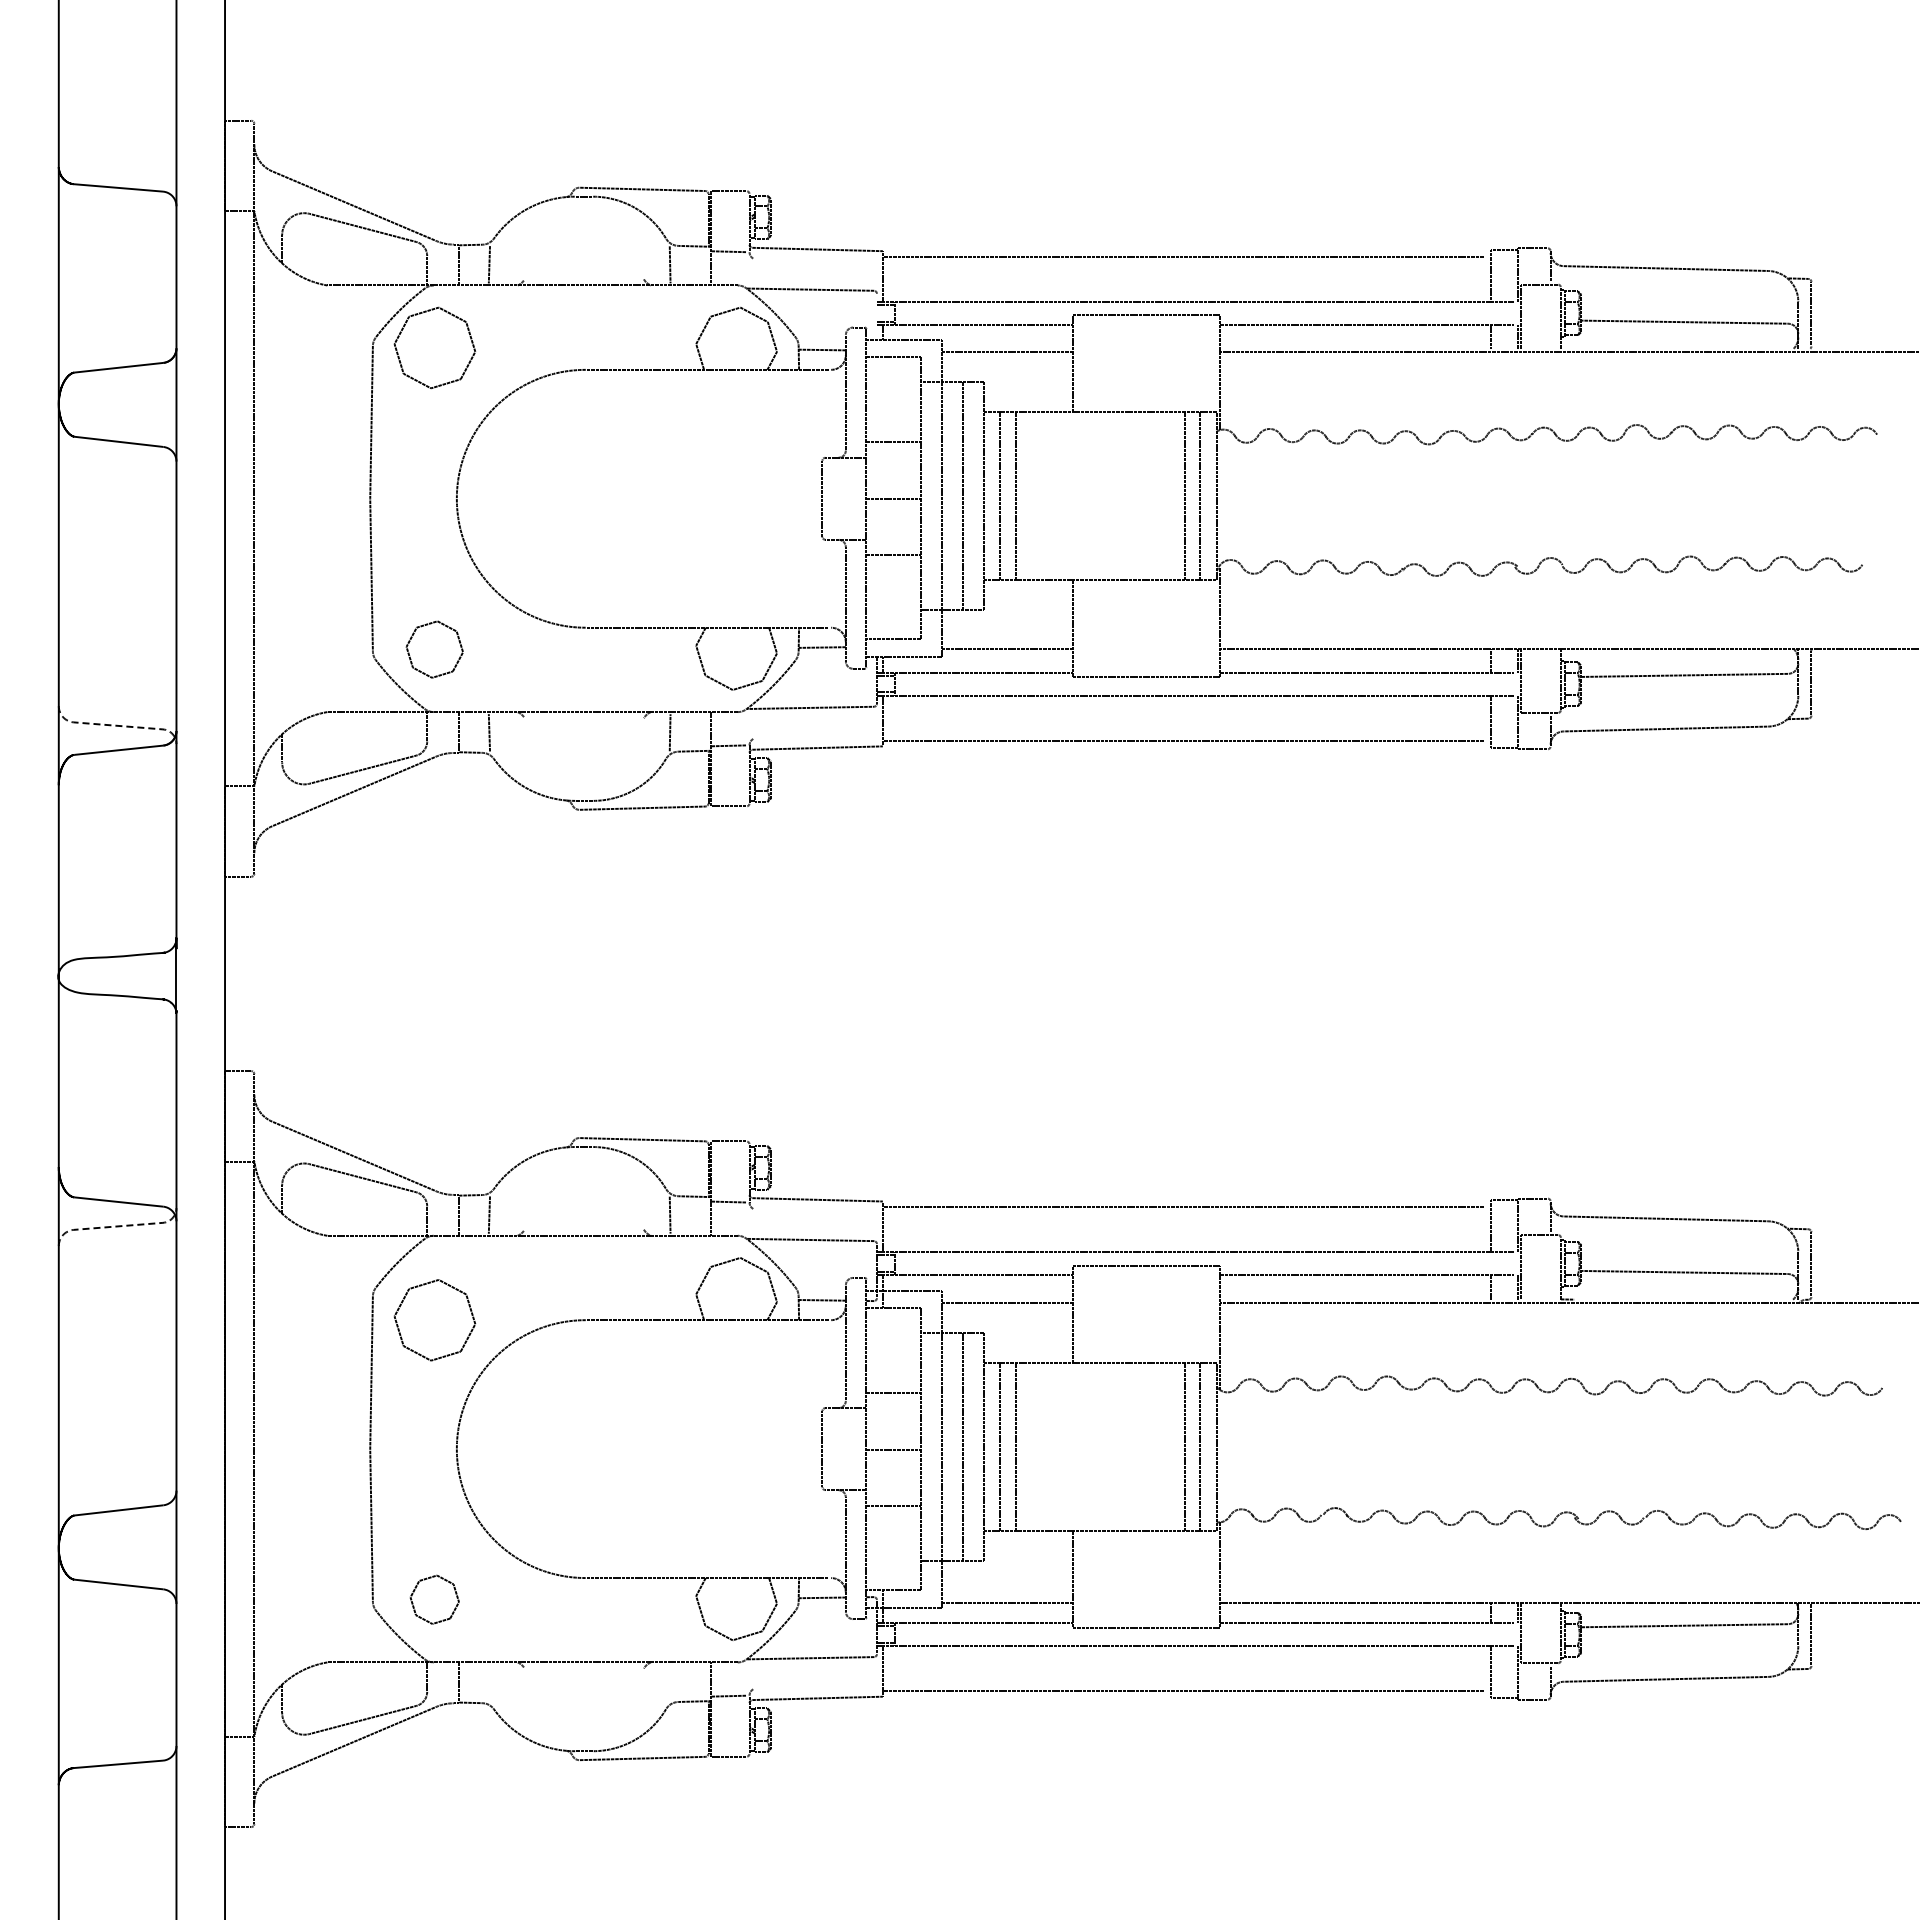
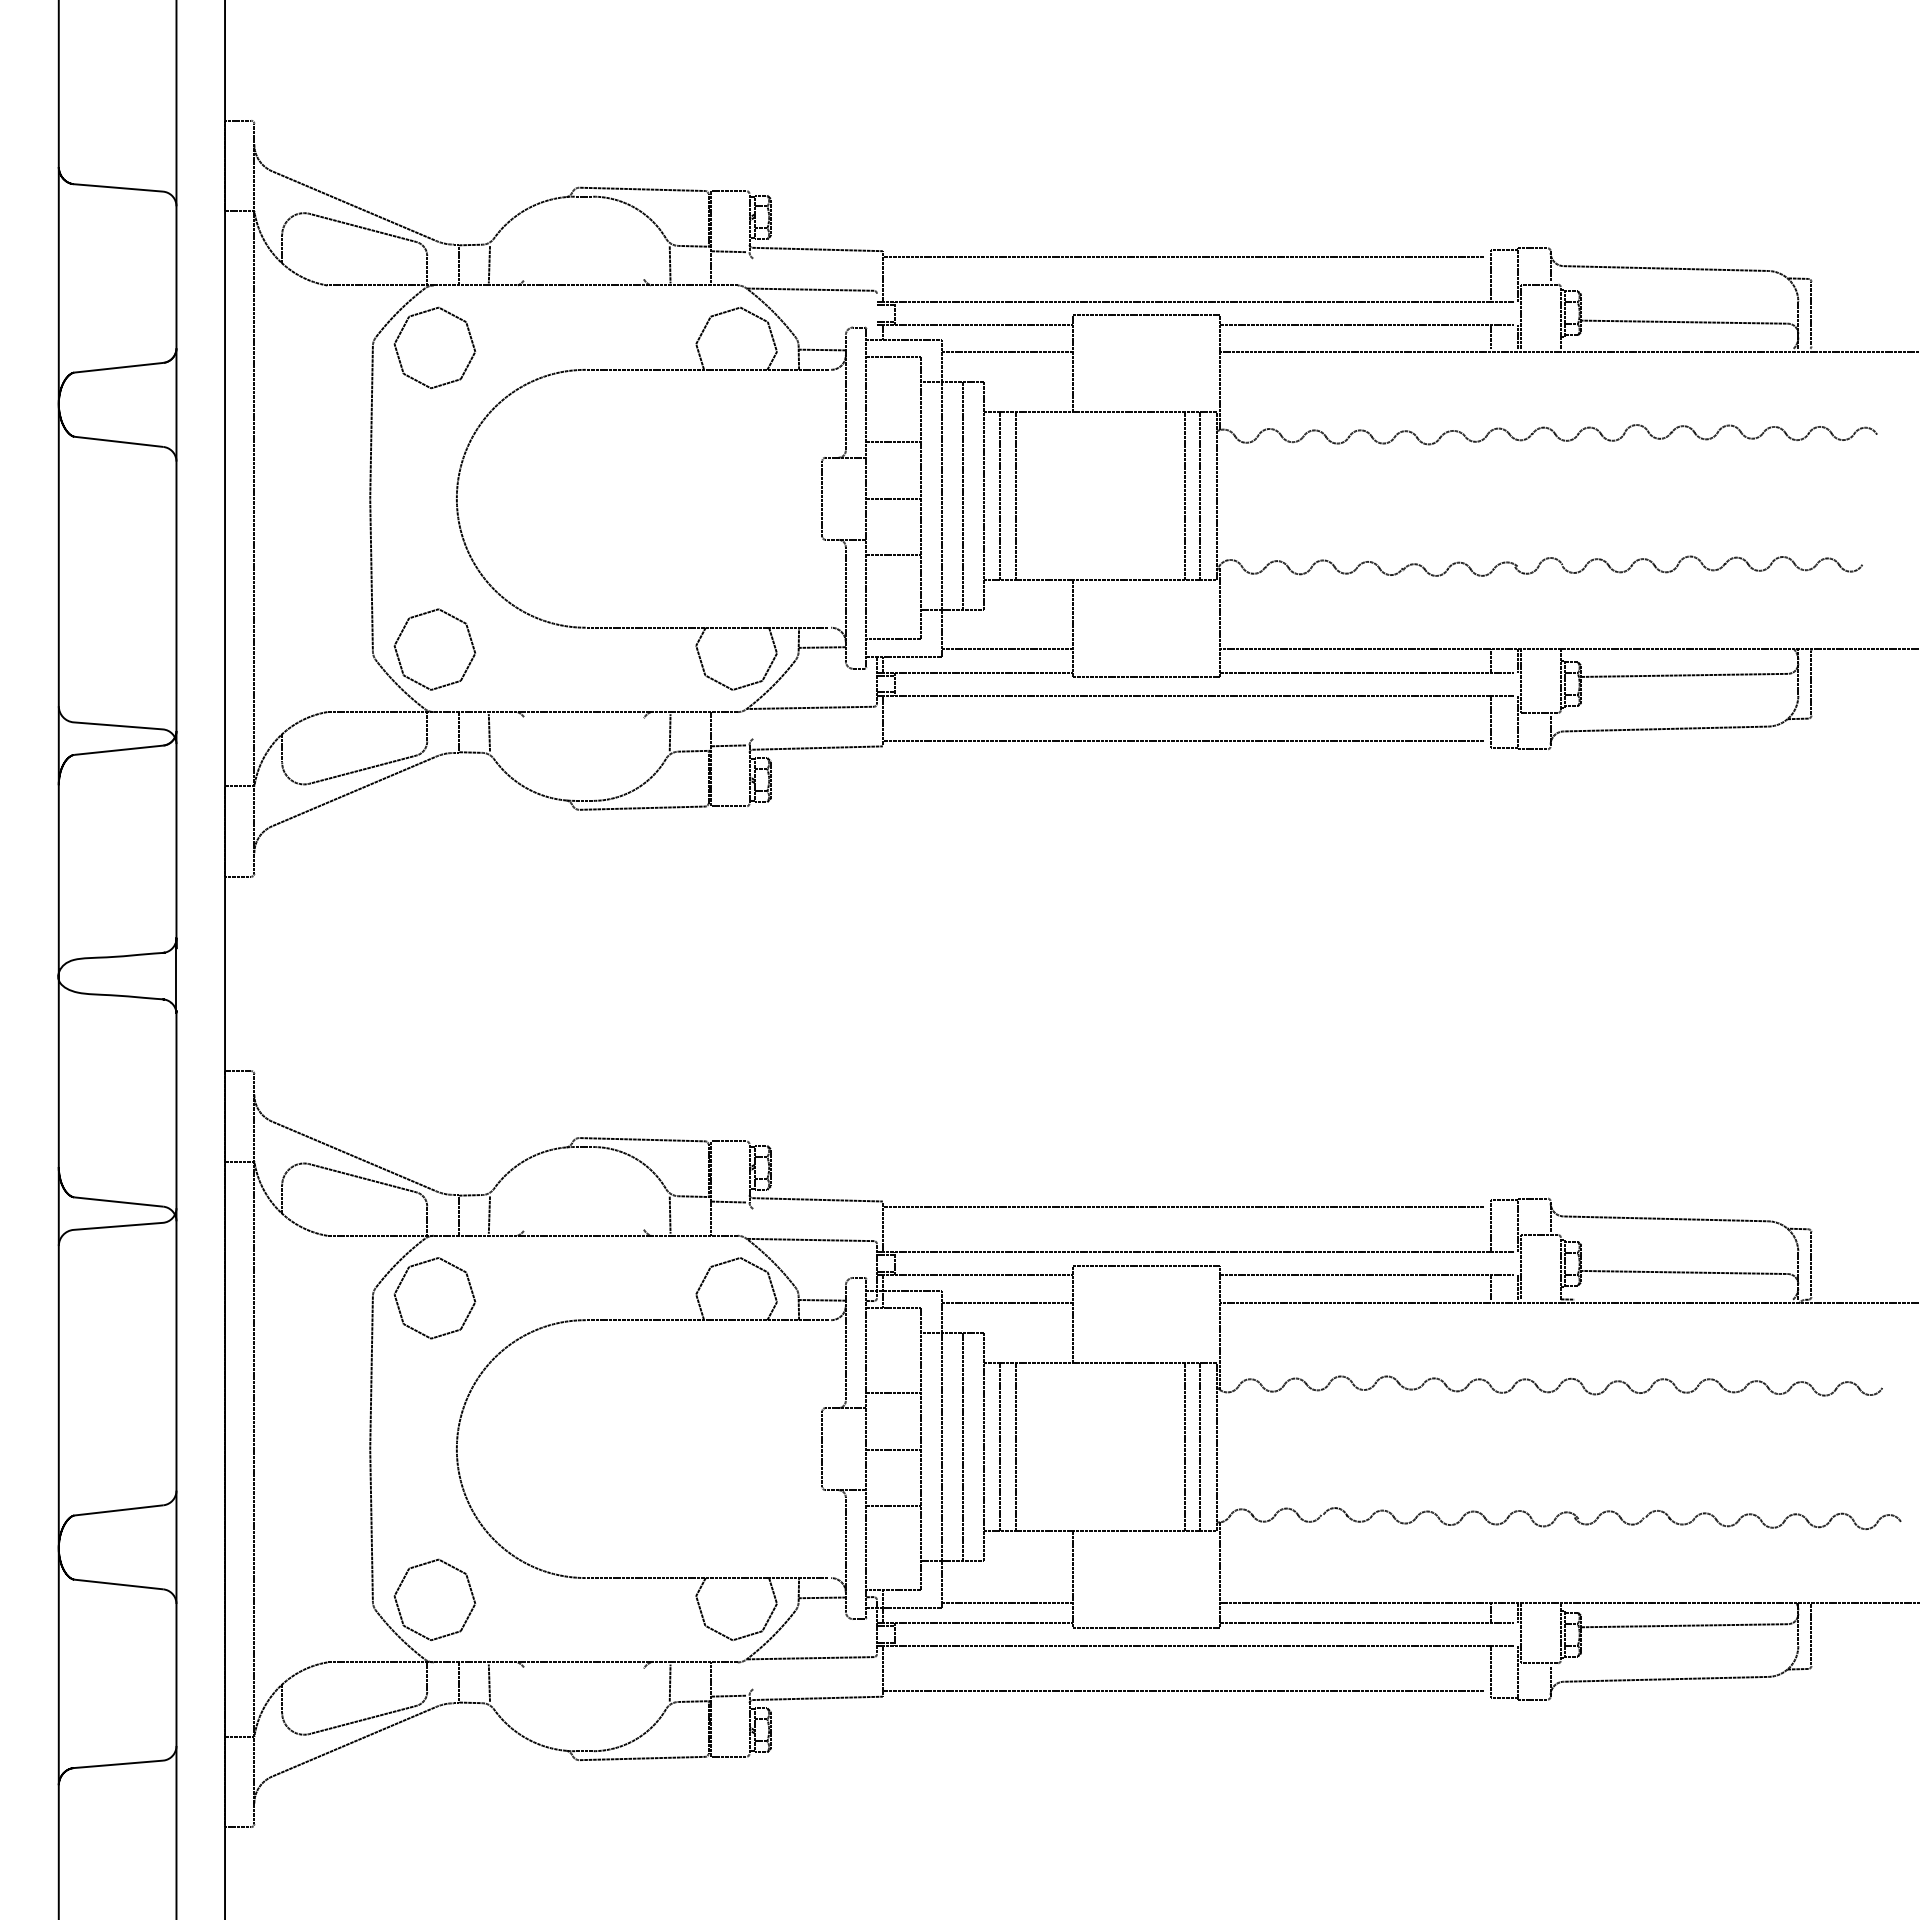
part size: 59x59 px -> 83x83 px (434, 649)
line: dashed -> solid (116, 725)
line: dashed -> solid (116, 1226)
part position: (434, 1320) -> (434, 1298) (434, 1298)
part size: 51x51 px -> 83x83 px (434, 1599)
line: none -> present (489, 1682)
line: none -> present (669, 1682)
